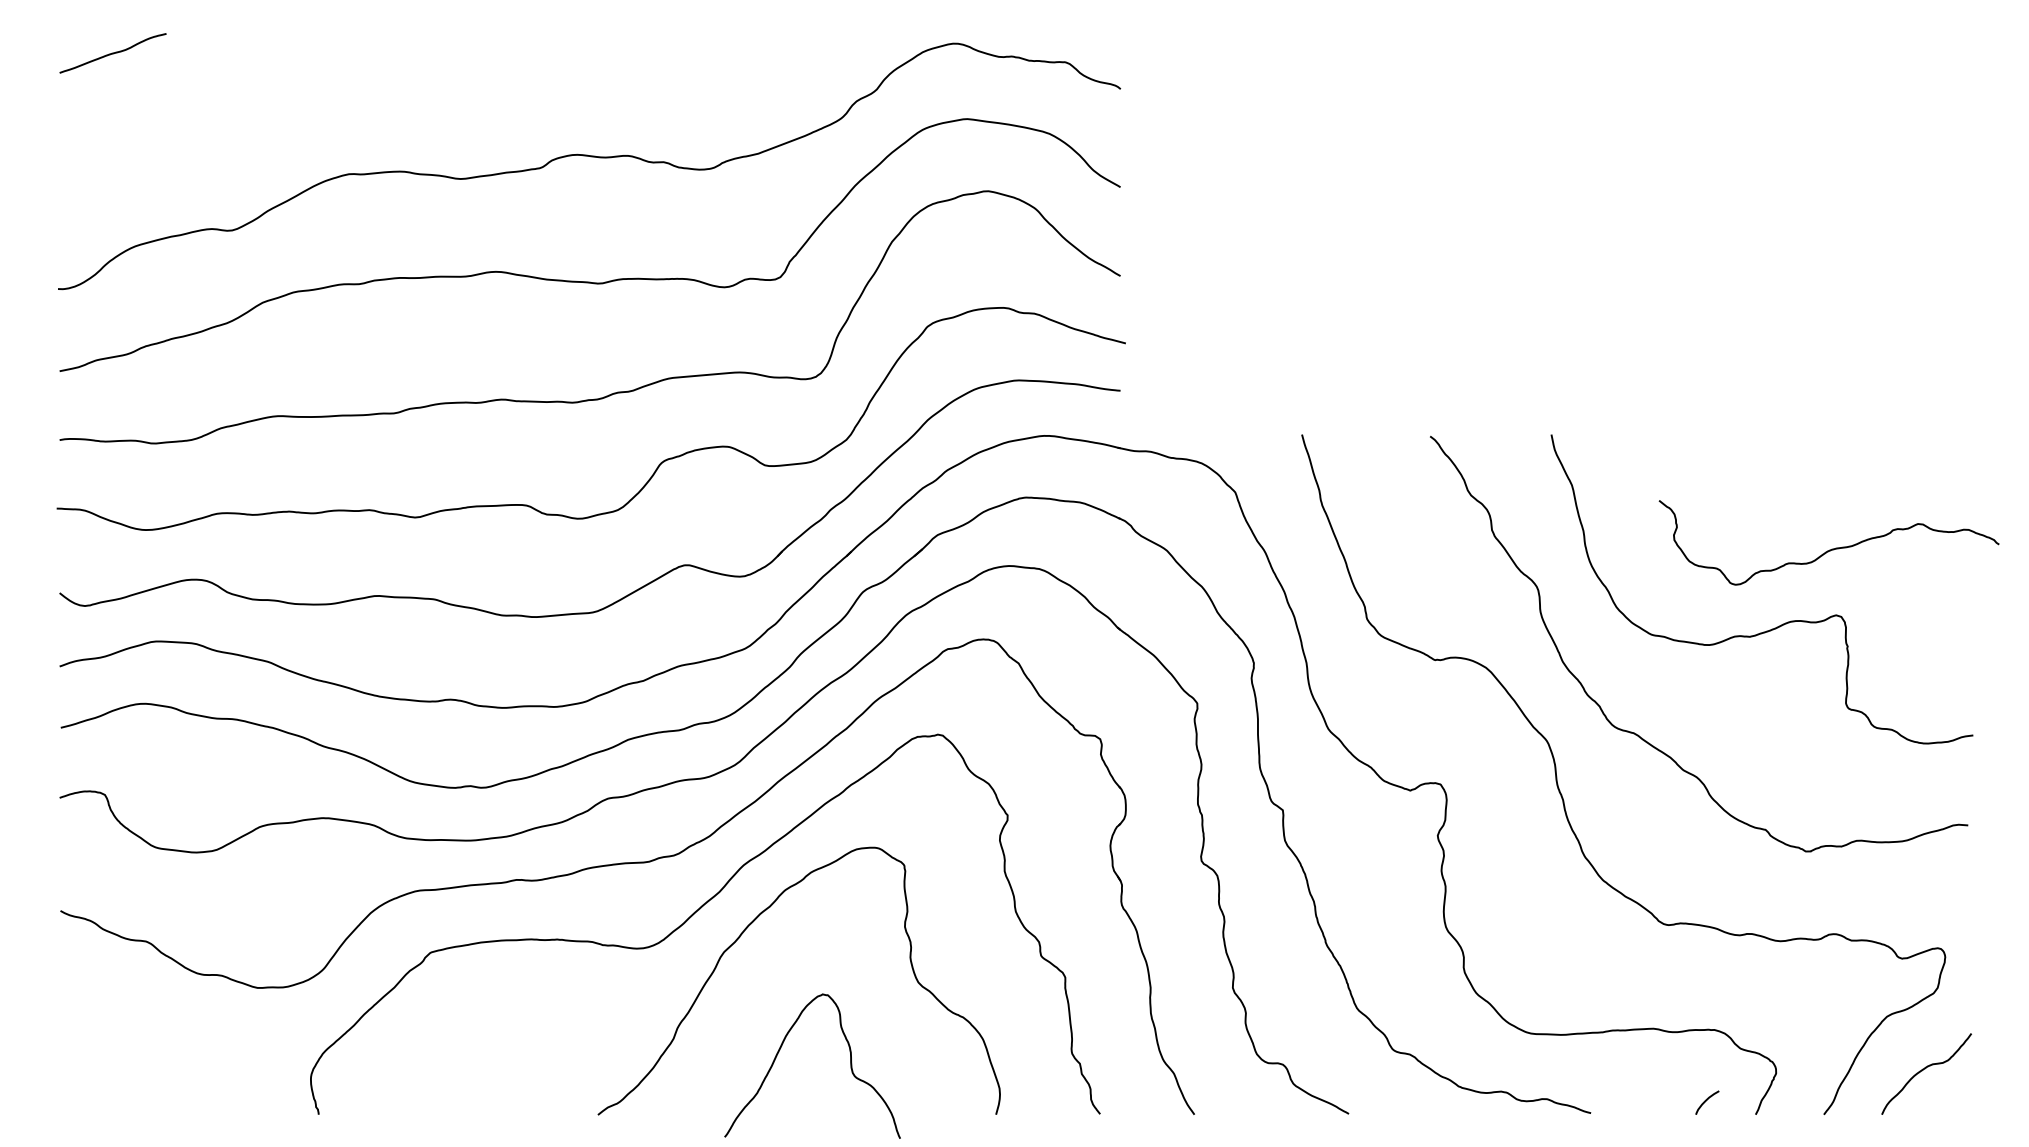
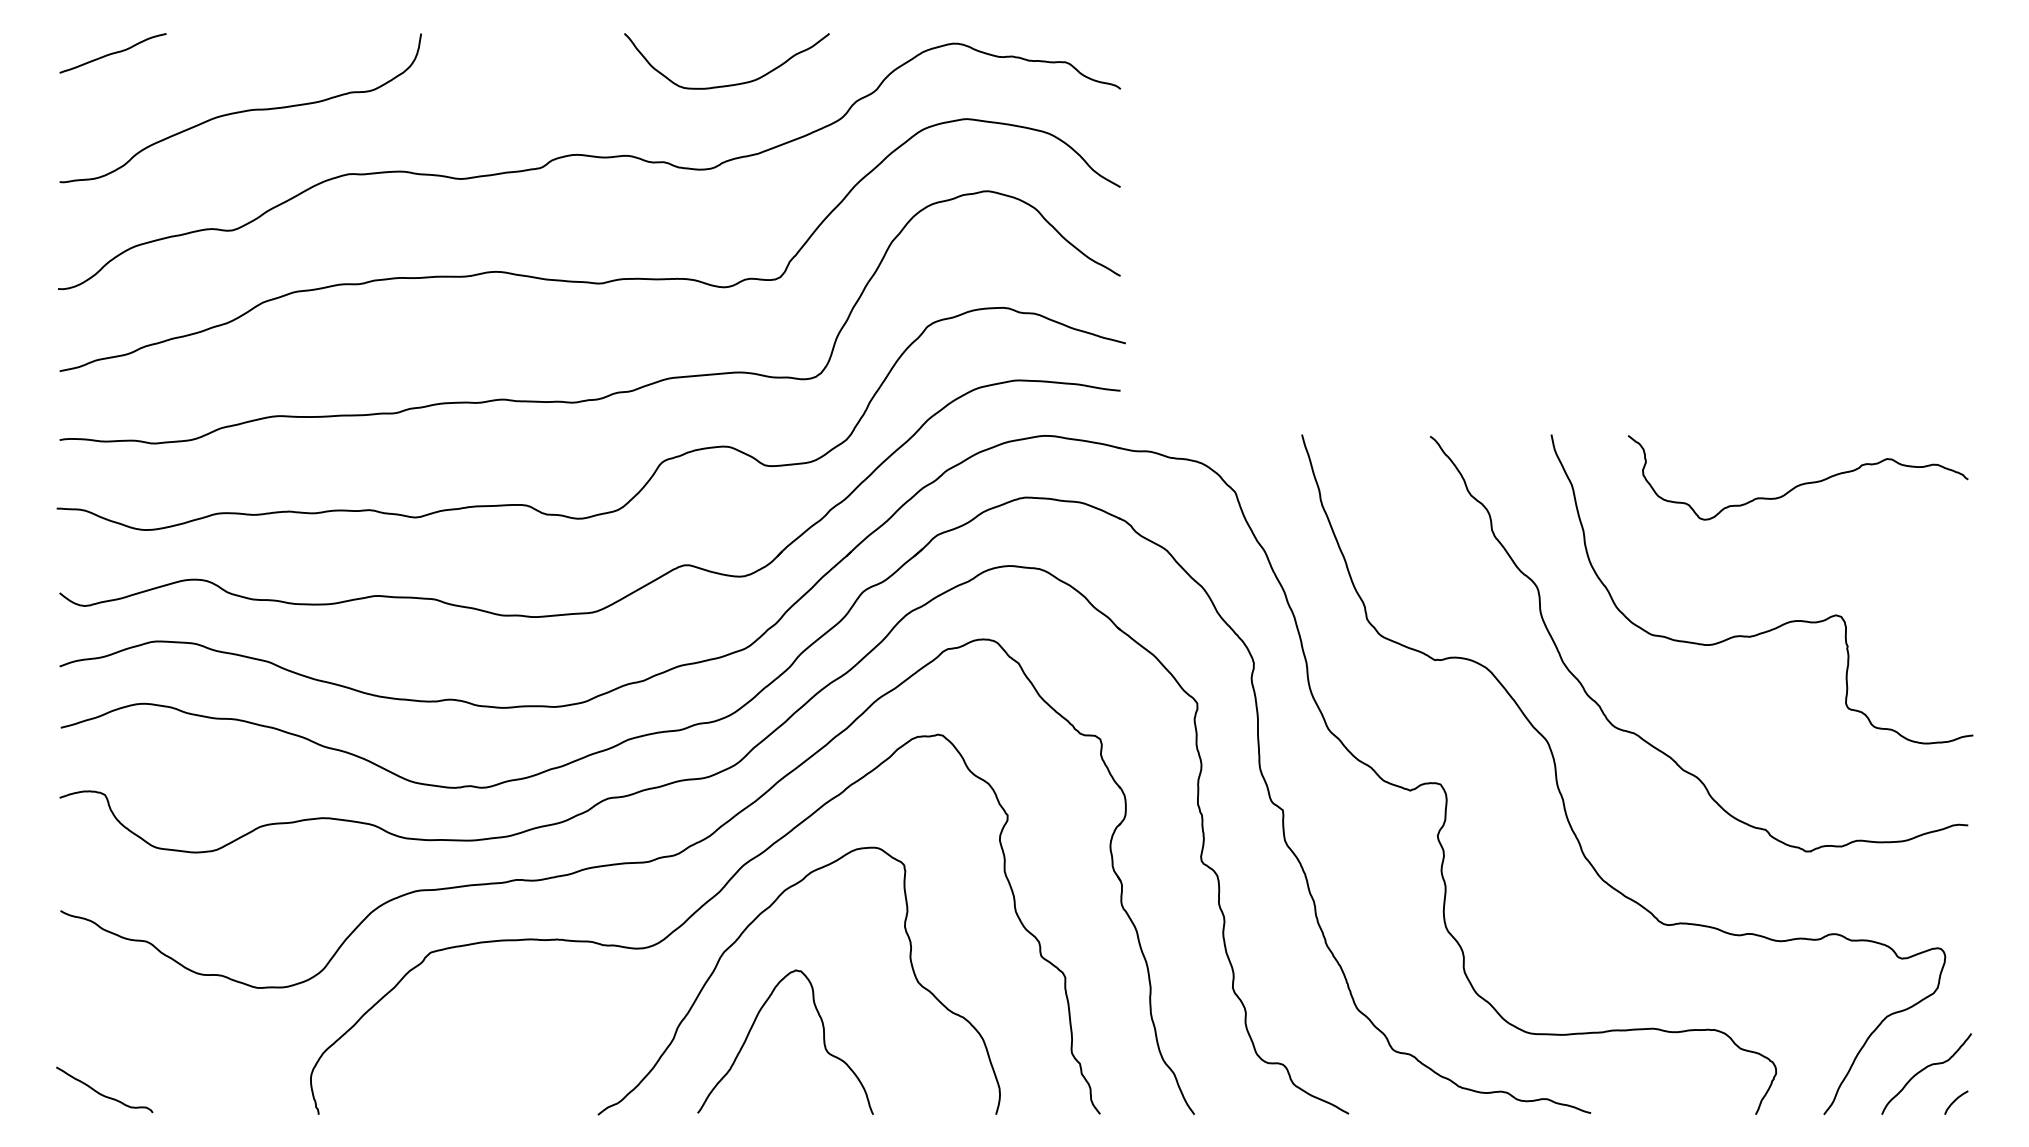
curve: none -> present (728, 84)
curve: none -> present (242, 110)
curve position: (1829, 549) -> (1798, 484) (1798, 484)
curve position: (780, 1050) -> (753, 1026) (753, 1026)
curve: none -> present (101, 1093)
curve position: (1706, 1101) -> (1955, 1101) (1955, 1101)
